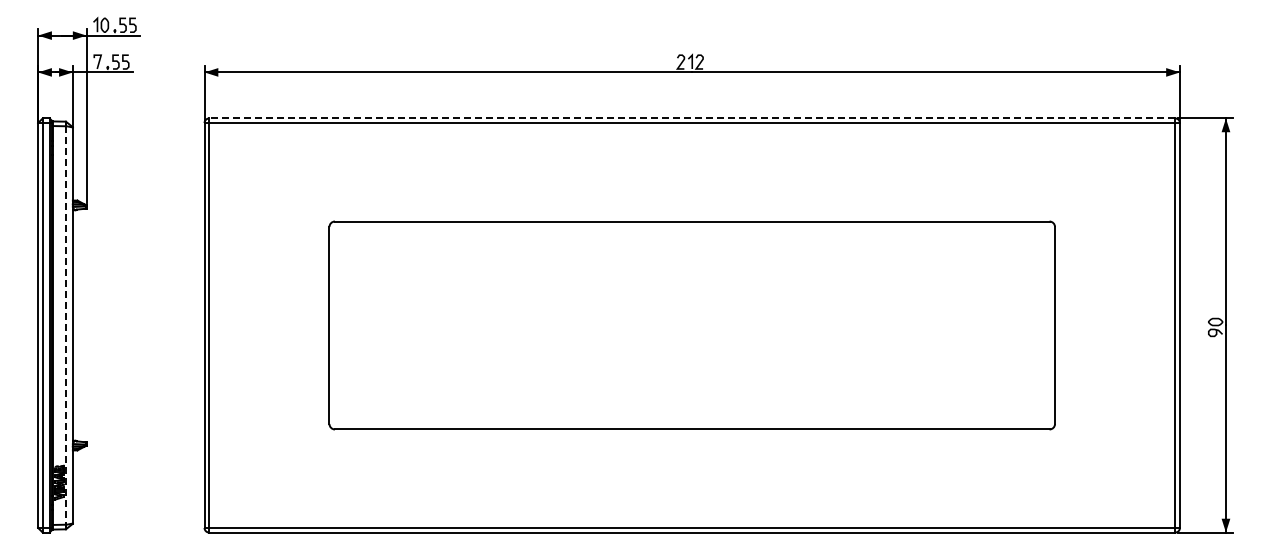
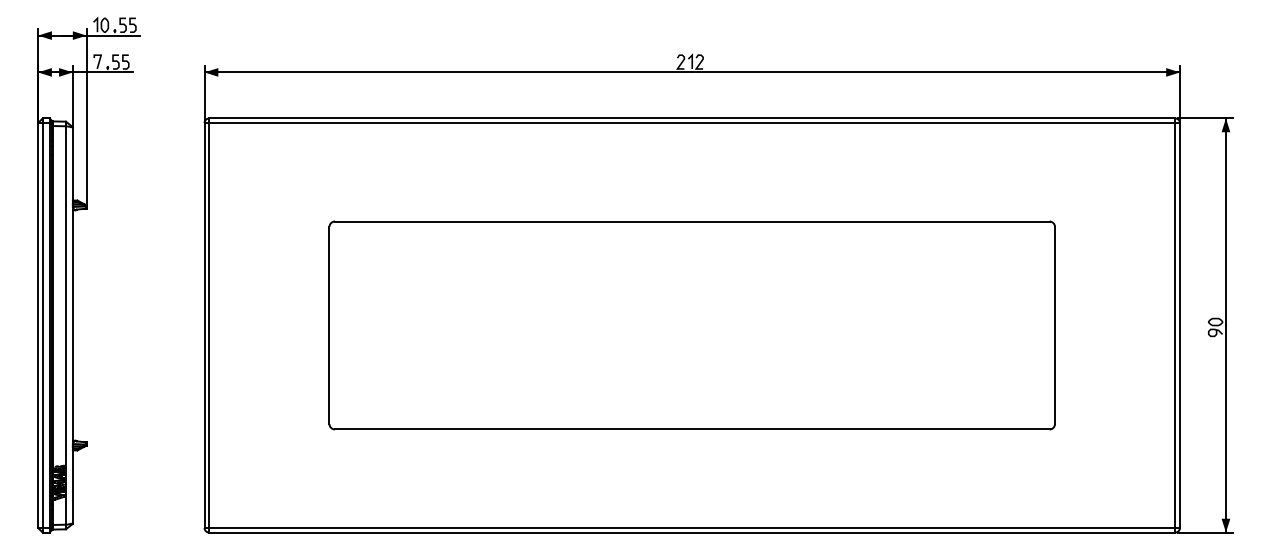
line: dashed -> solid (691, 118)
line: dashed -> solid (65, 326)
